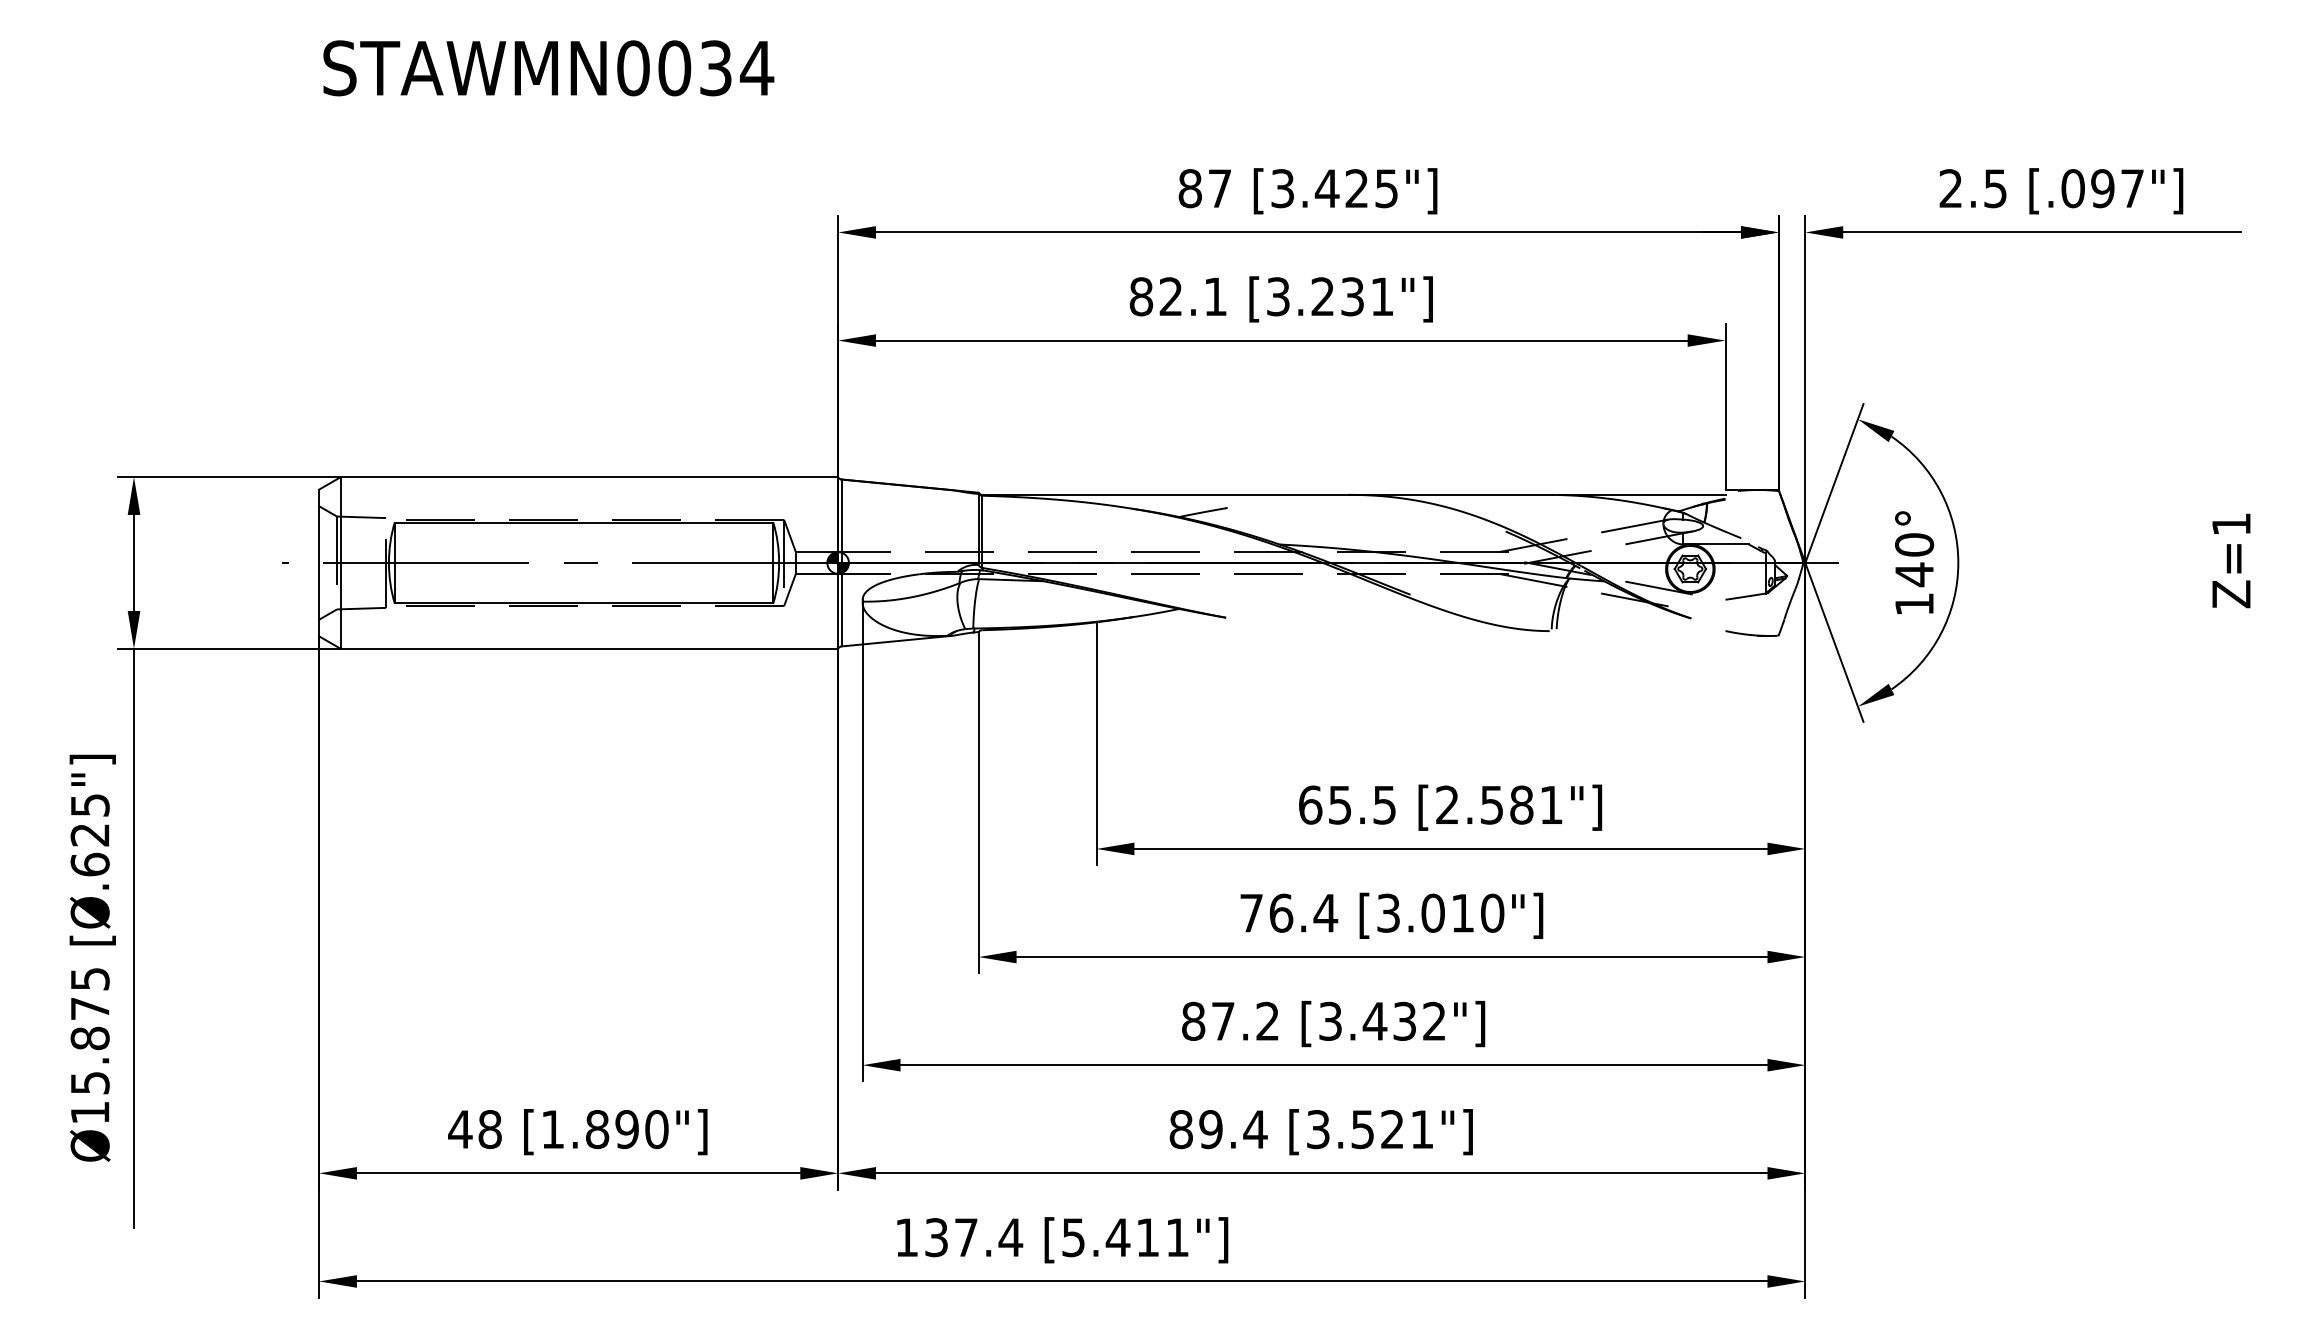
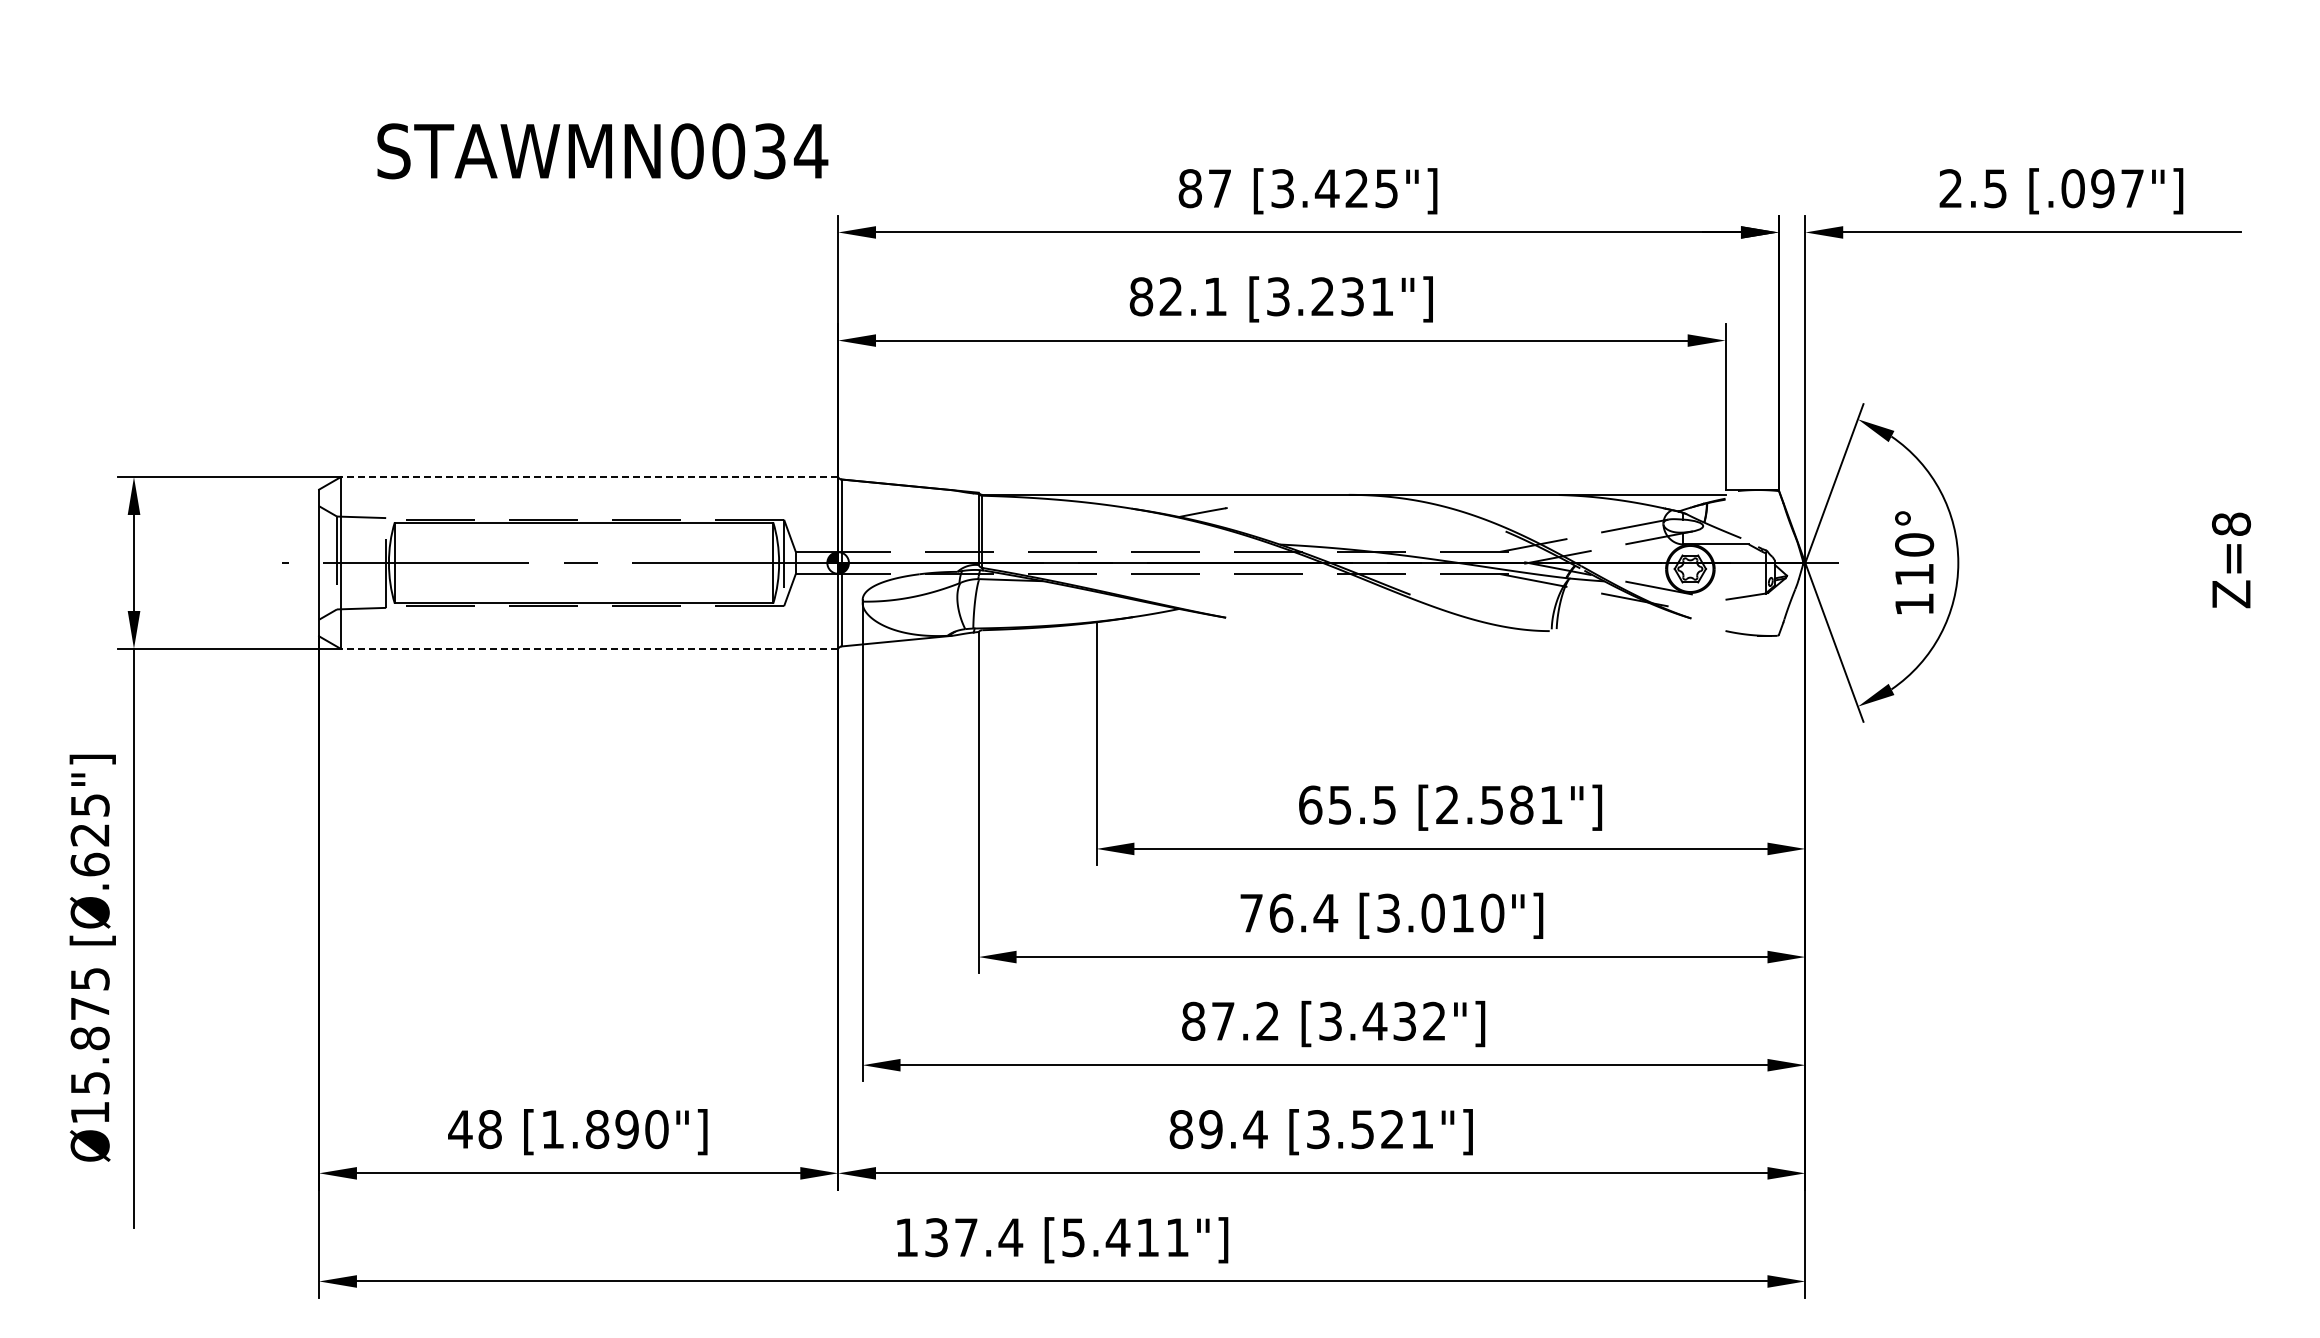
text position: (548, 68) -> (602, 151) (602, 151)
line: solid -> dashed (589, 477)
text: Z=1 -> Z=8 (2231, 523)
text: 140° -> 110° (1914, 574)
line: solid -> dashed (589, 648)
